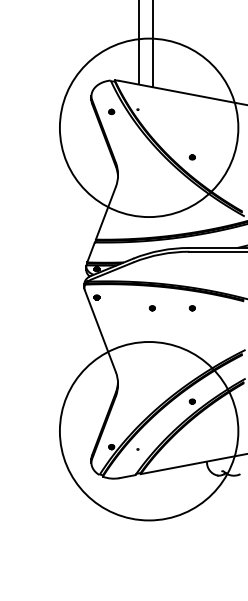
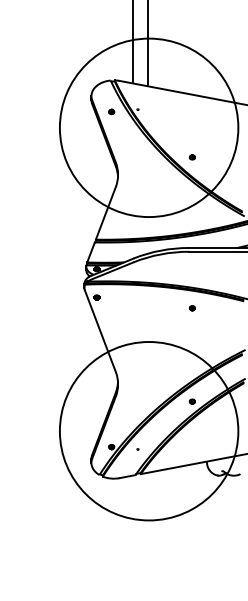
line position: (138, 42) -> (132, 42) (132, 42)
line position: (152, 44) -> (147, 44) (147, 44)
part: present -> none (151, 308)
